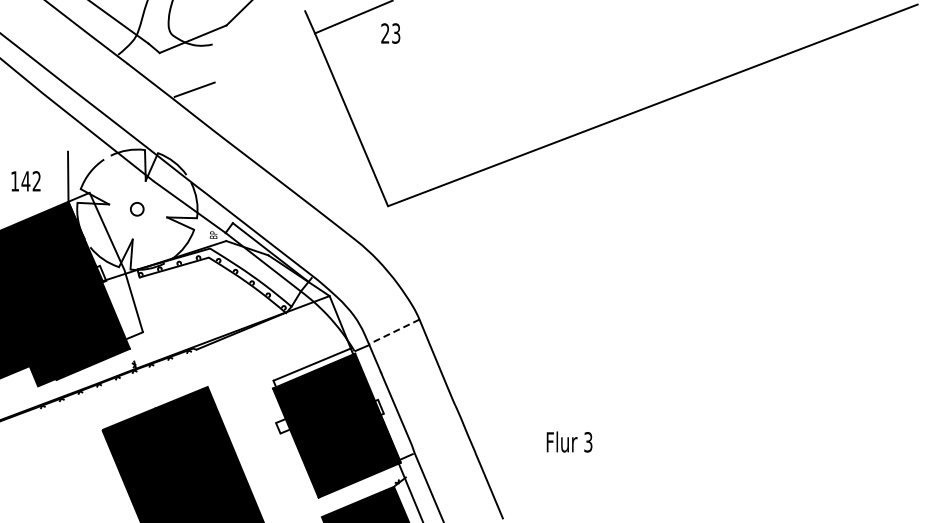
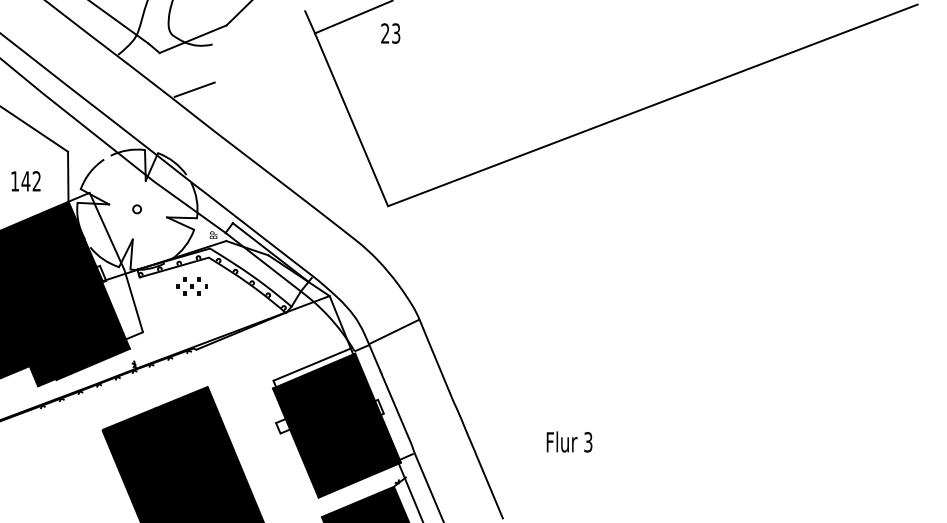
line: none -> present (35, 129)
circle size: 15x15 px -> 10x11 px (136, 209)
part: none -> present (191, 286)
line: dashed -> solid (393, 332)
